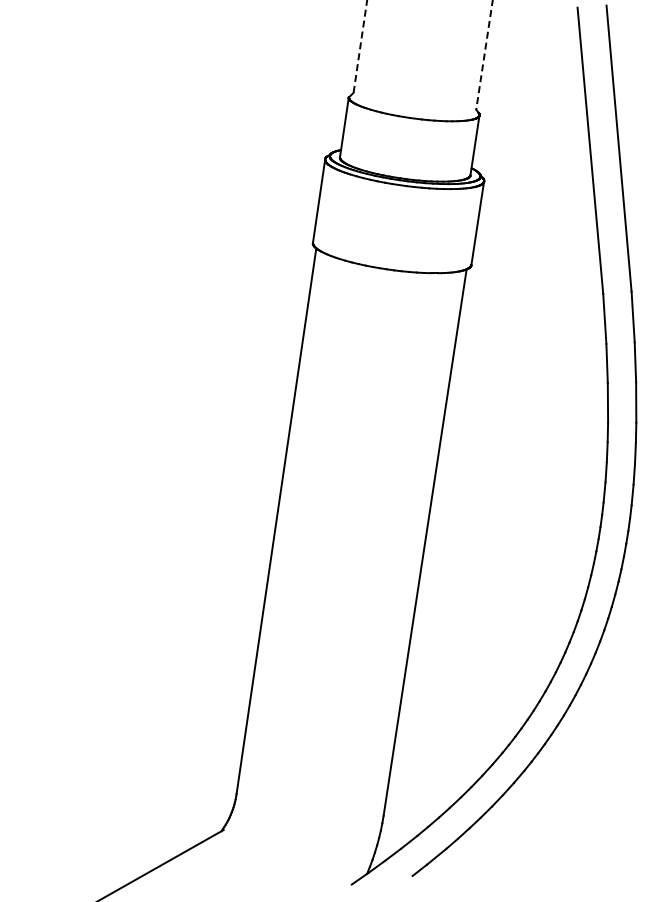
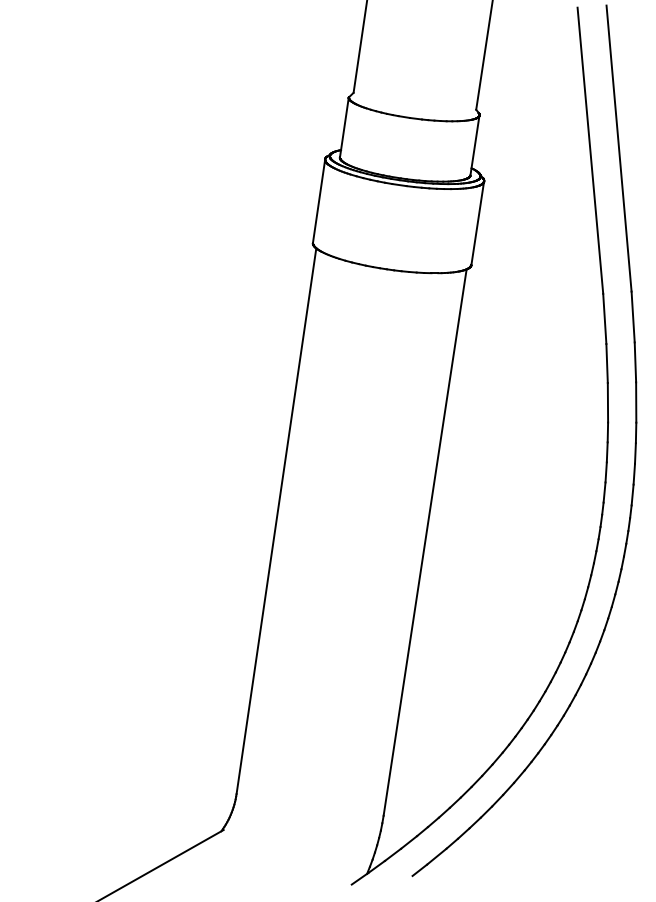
line: dashed -> solid (360, 46)
line: dashed -> solid (484, 55)
